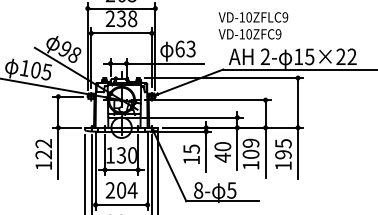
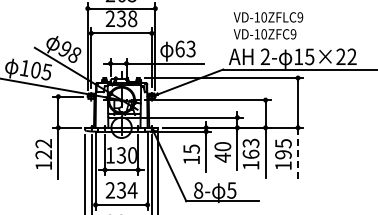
text position: (253, 25) -> (268, 25) (268, 25)
text: 109 -> 163 (250, 148)
line: solid -> dashed (298, 153)
text: 204 -> 234 (121, 190)
